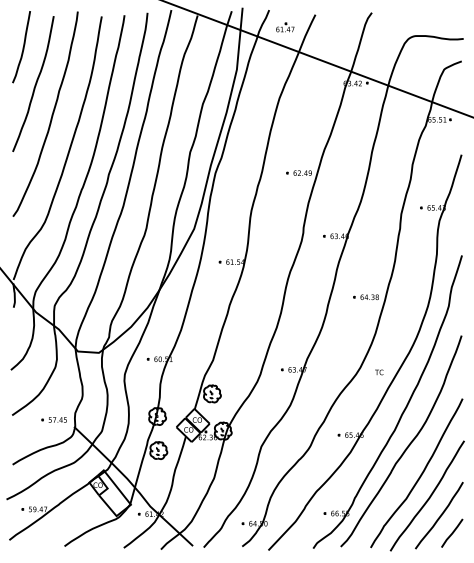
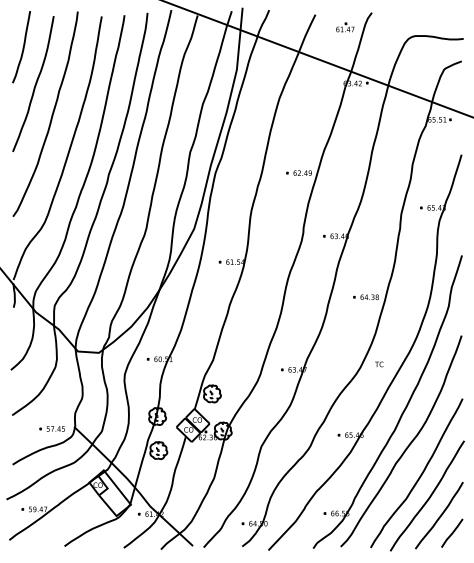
part position: (285, 27) -> (345, 27) (345, 27)
text position: (379, 372) -> (379, 364) (379, 364)
part position: (53, 419) -> (51, 428) (51, 428)
